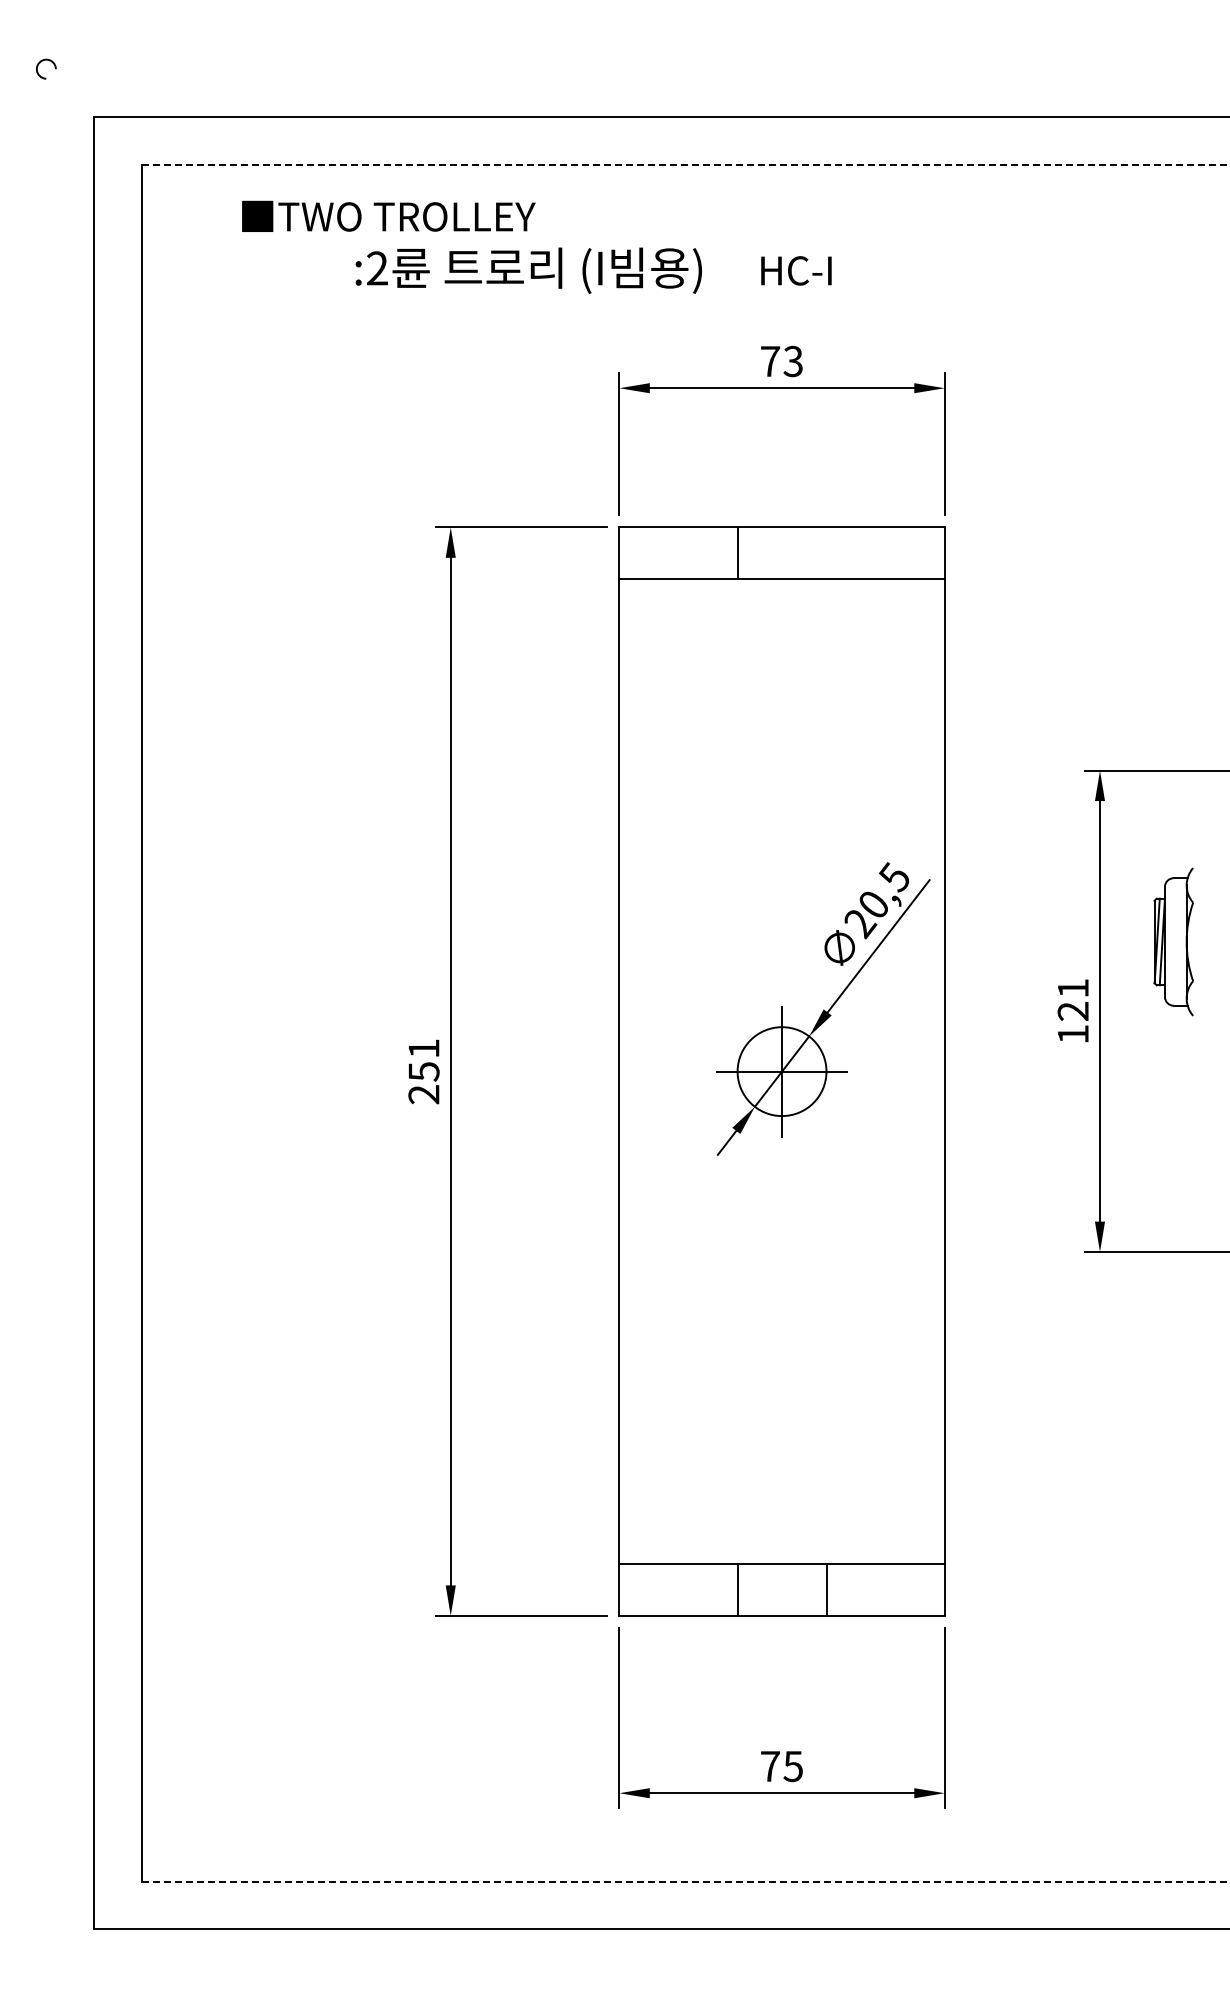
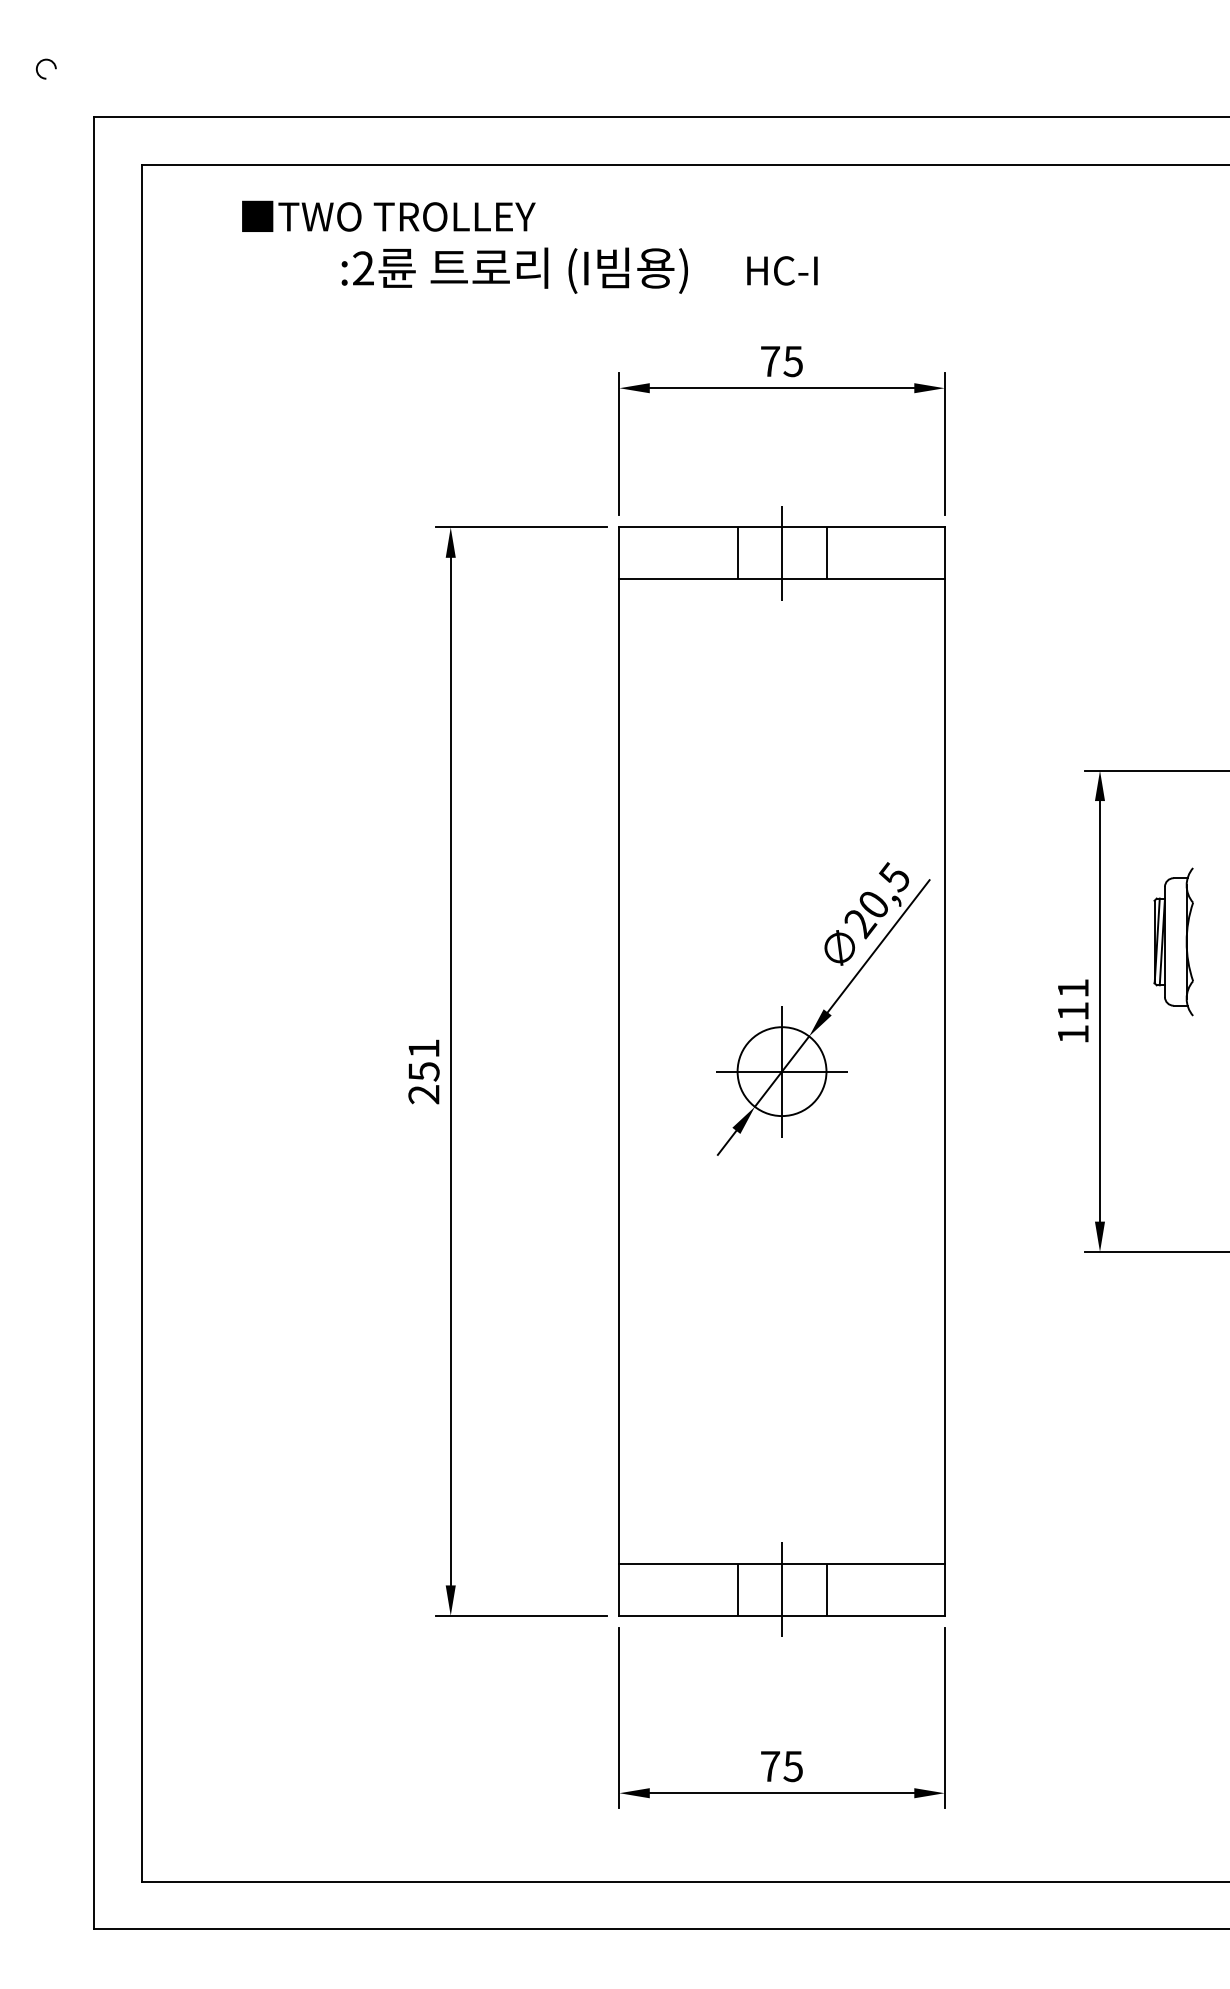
line: dashed -> solid (685, 164)
text position: (593, 270) -> (579, 270) (579, 270)
text: 73 -> 75 (792, 360)
line: none -> present (782, 553)
line: none -> present (826, 553)
text: 121 -> 111 (1072, 1011)
line: none -> present (782, 1589)
line: dashed -> solid (685, 1881)
